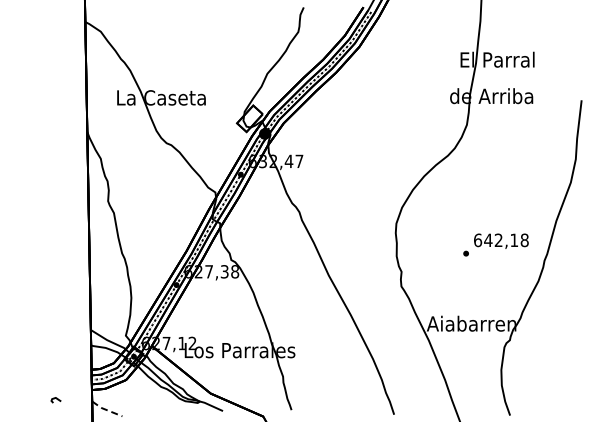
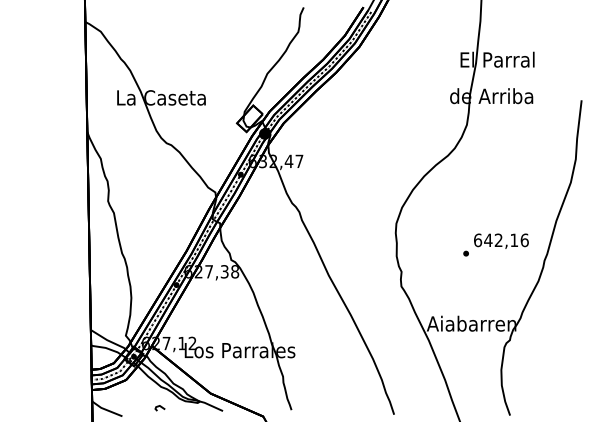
text: 642,18 -> 642,16 (524, 239)
line position: (54, 399) -> (158, 407) (158, 407)
line: dashed -> solid (105, 409)
